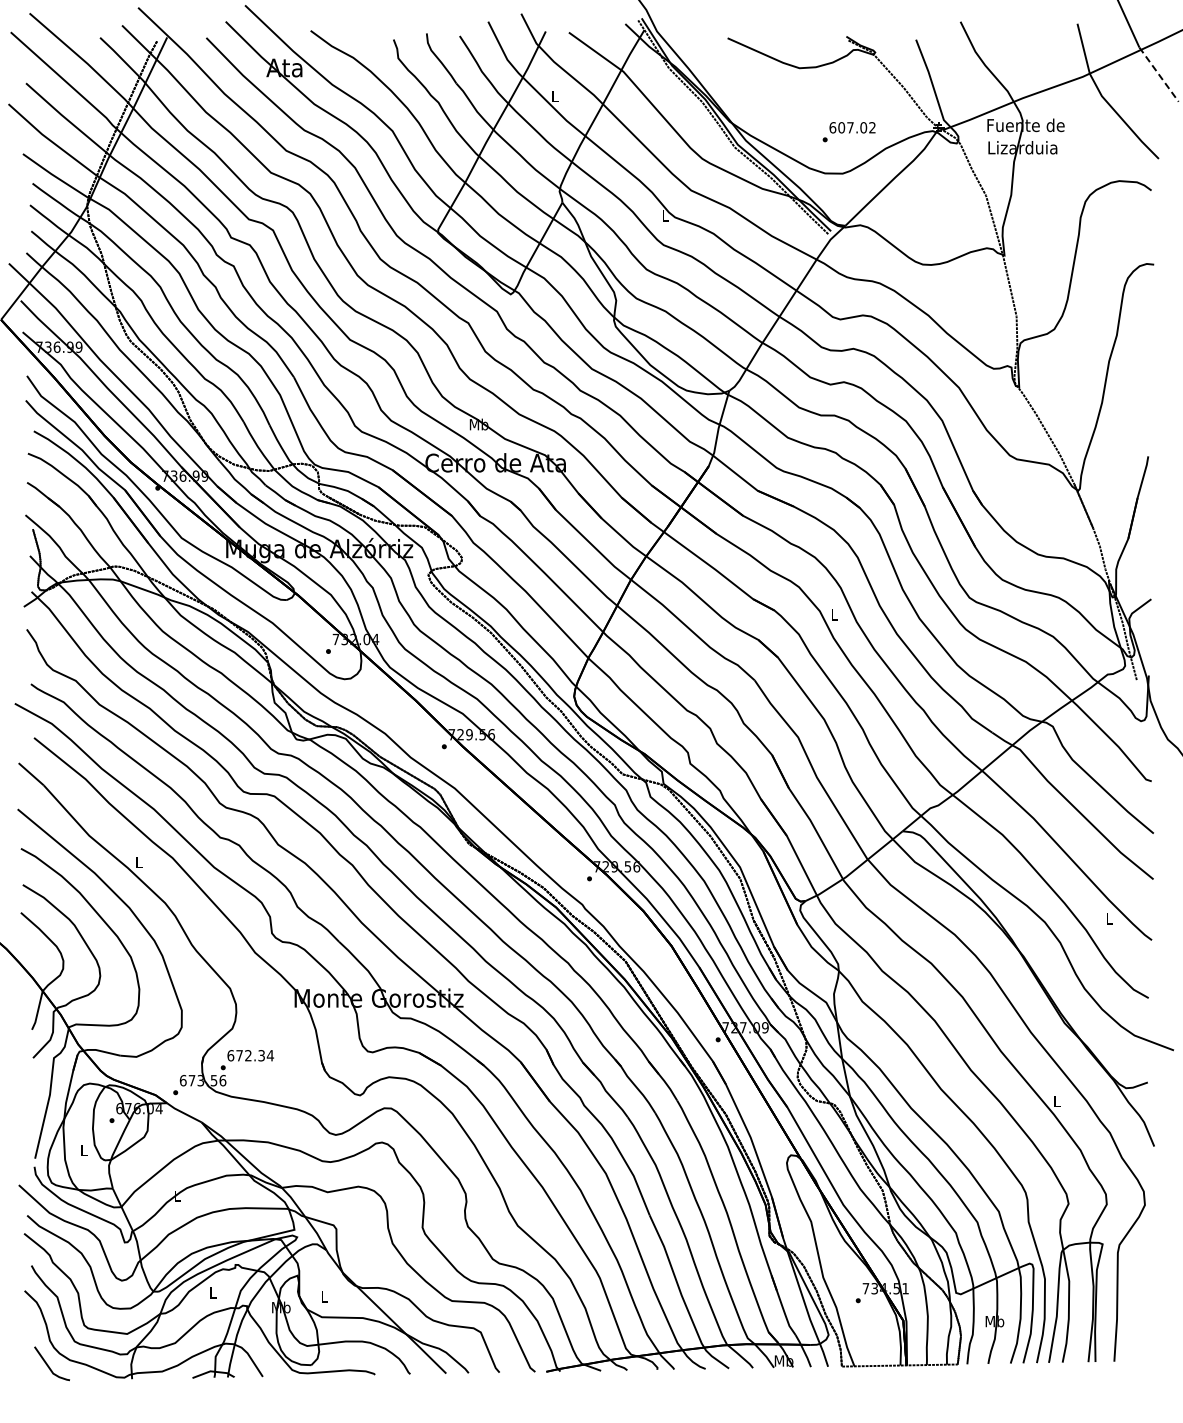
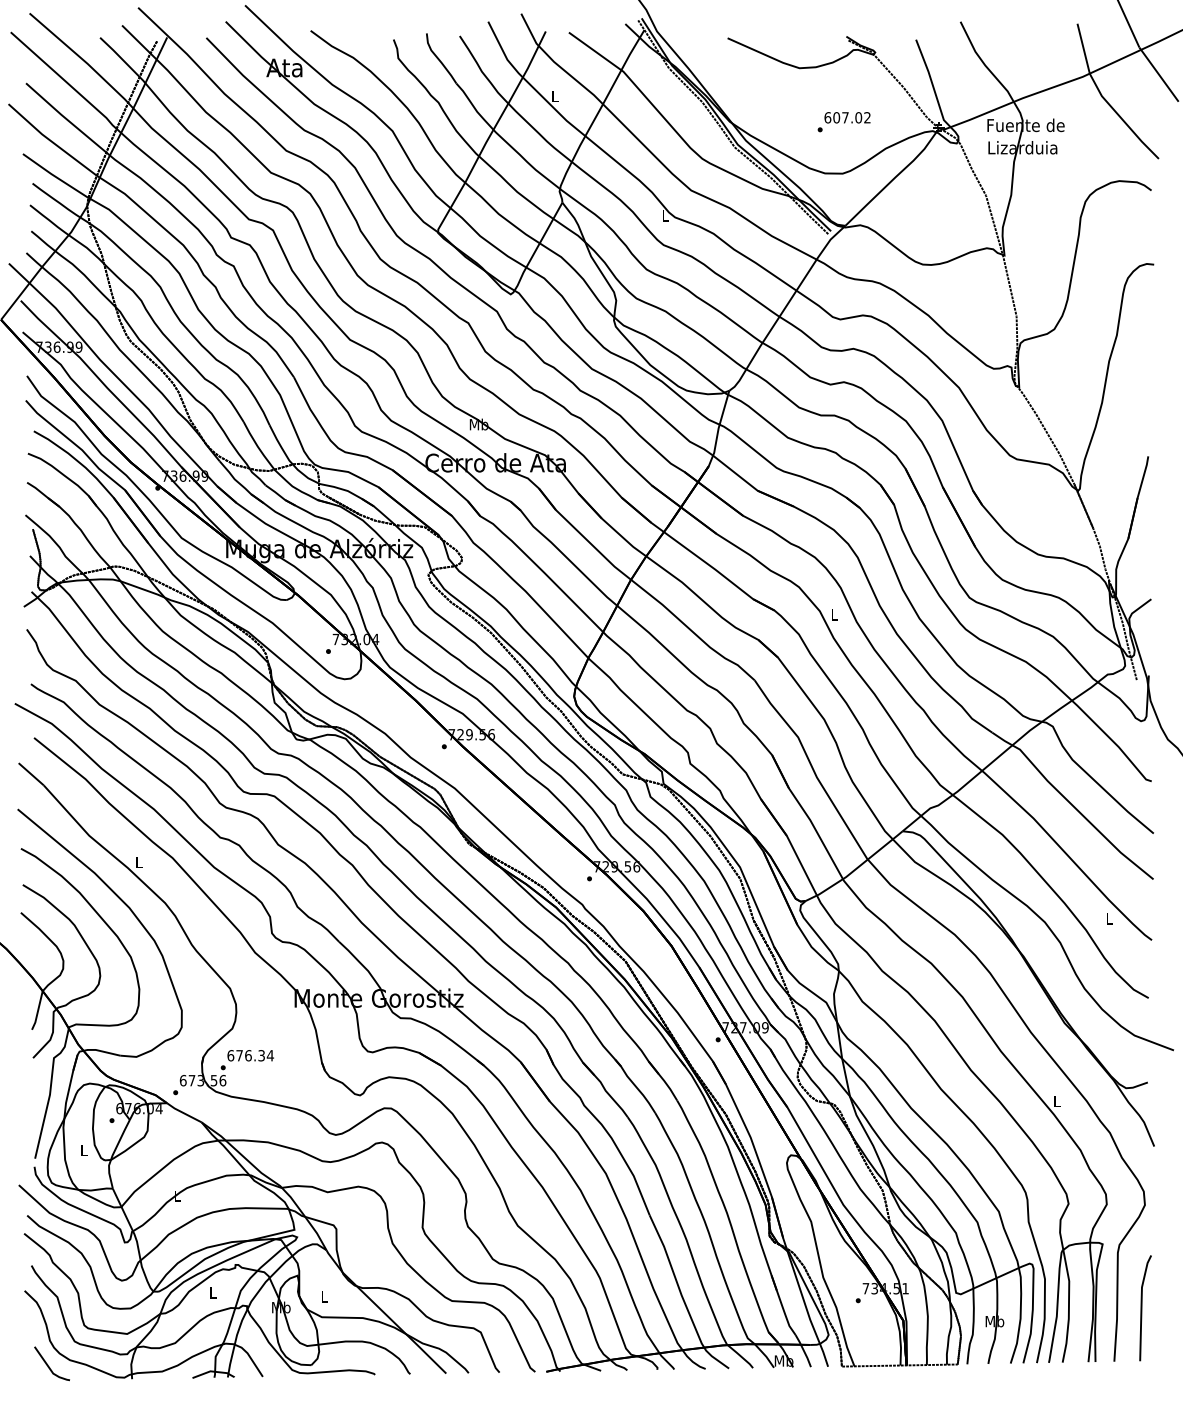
line: dashed -> solid (1159, 75)
text position: (848, 132) -> (843, 122) (843, 122)
text: 672.34 -> 676.34 (248, 1055)
line: none -> present (1142, 1308)
